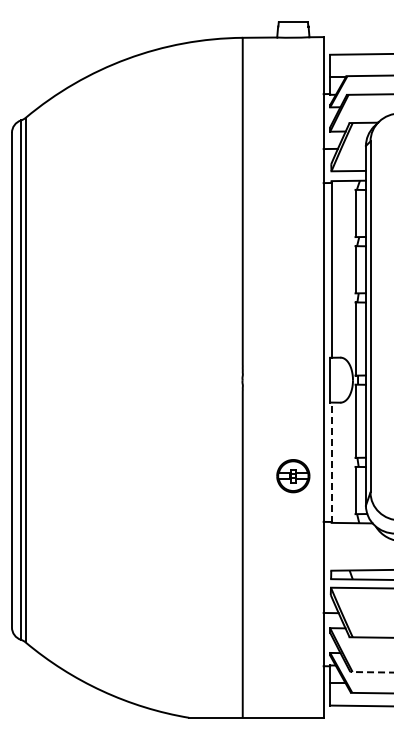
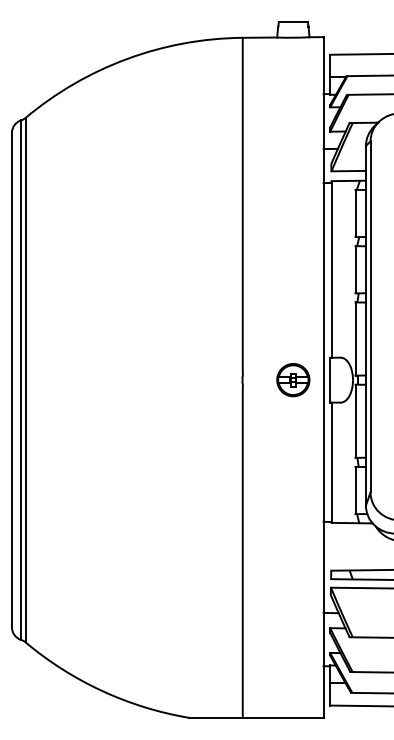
line: dashed -> solid (331, 462)
part position: (293, 476) -> (293, 380) (293, 380)
line: dashed -> solid (371, 672)
